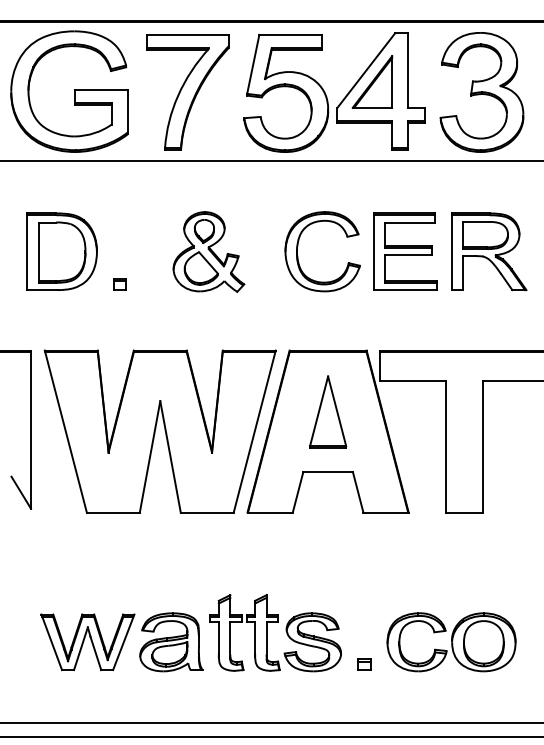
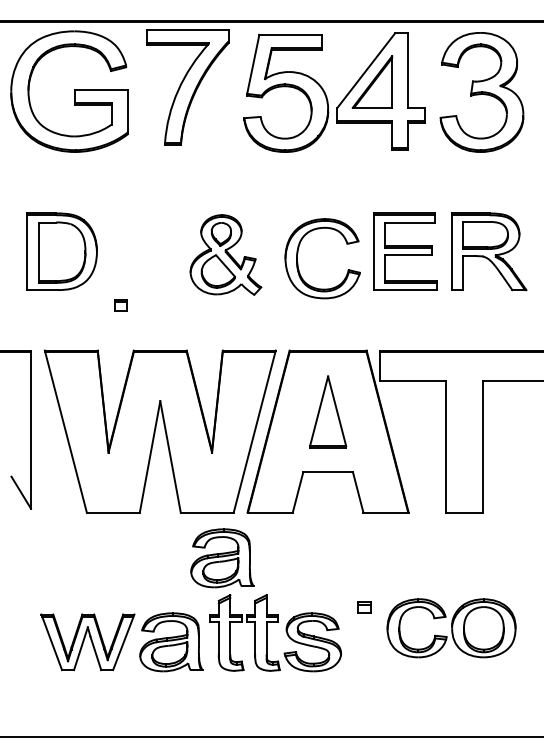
part position: (187, 92) -> (187, 87) (187, 87)
line: present -> none (271, 161)
part position: (208, 251) -> (225, 254) (225, 254)
part position: (298, 255) -> (298, 262) (298, 262)
part position: (119, 284) -> (120, 305) (120, 305)
part: none -> present (222, 558)
part position: (451, 642) -> (451, 628) (451, 628)
part position: (364, 664) -> (364, 607) (364, 607)
line: present -> none (271, 722)
